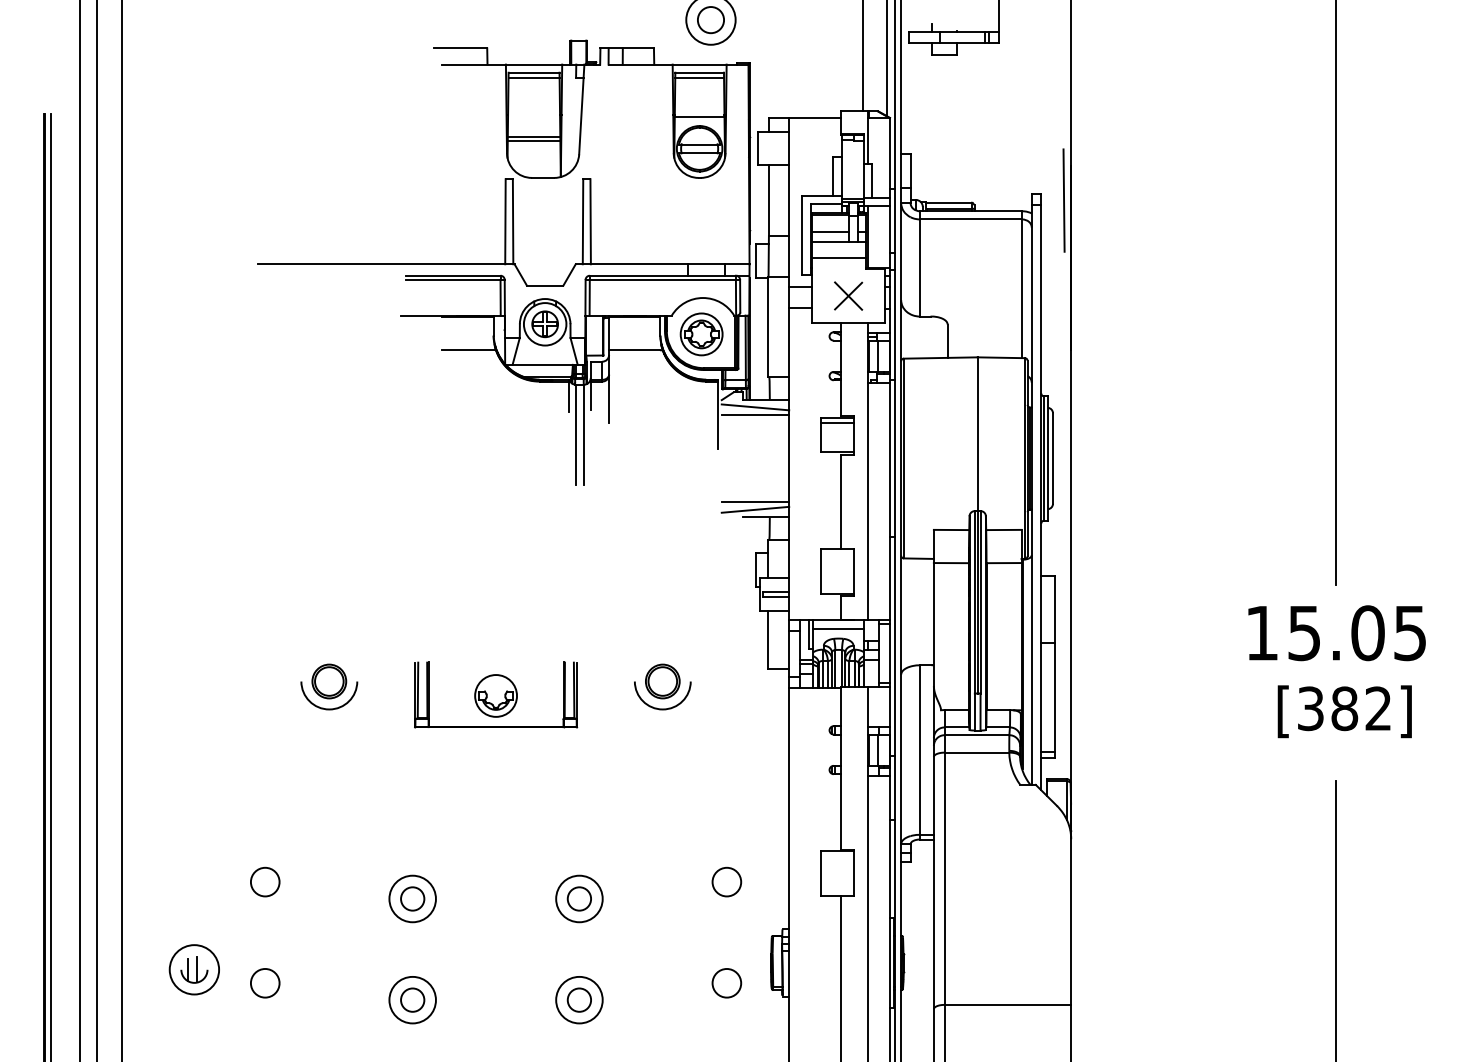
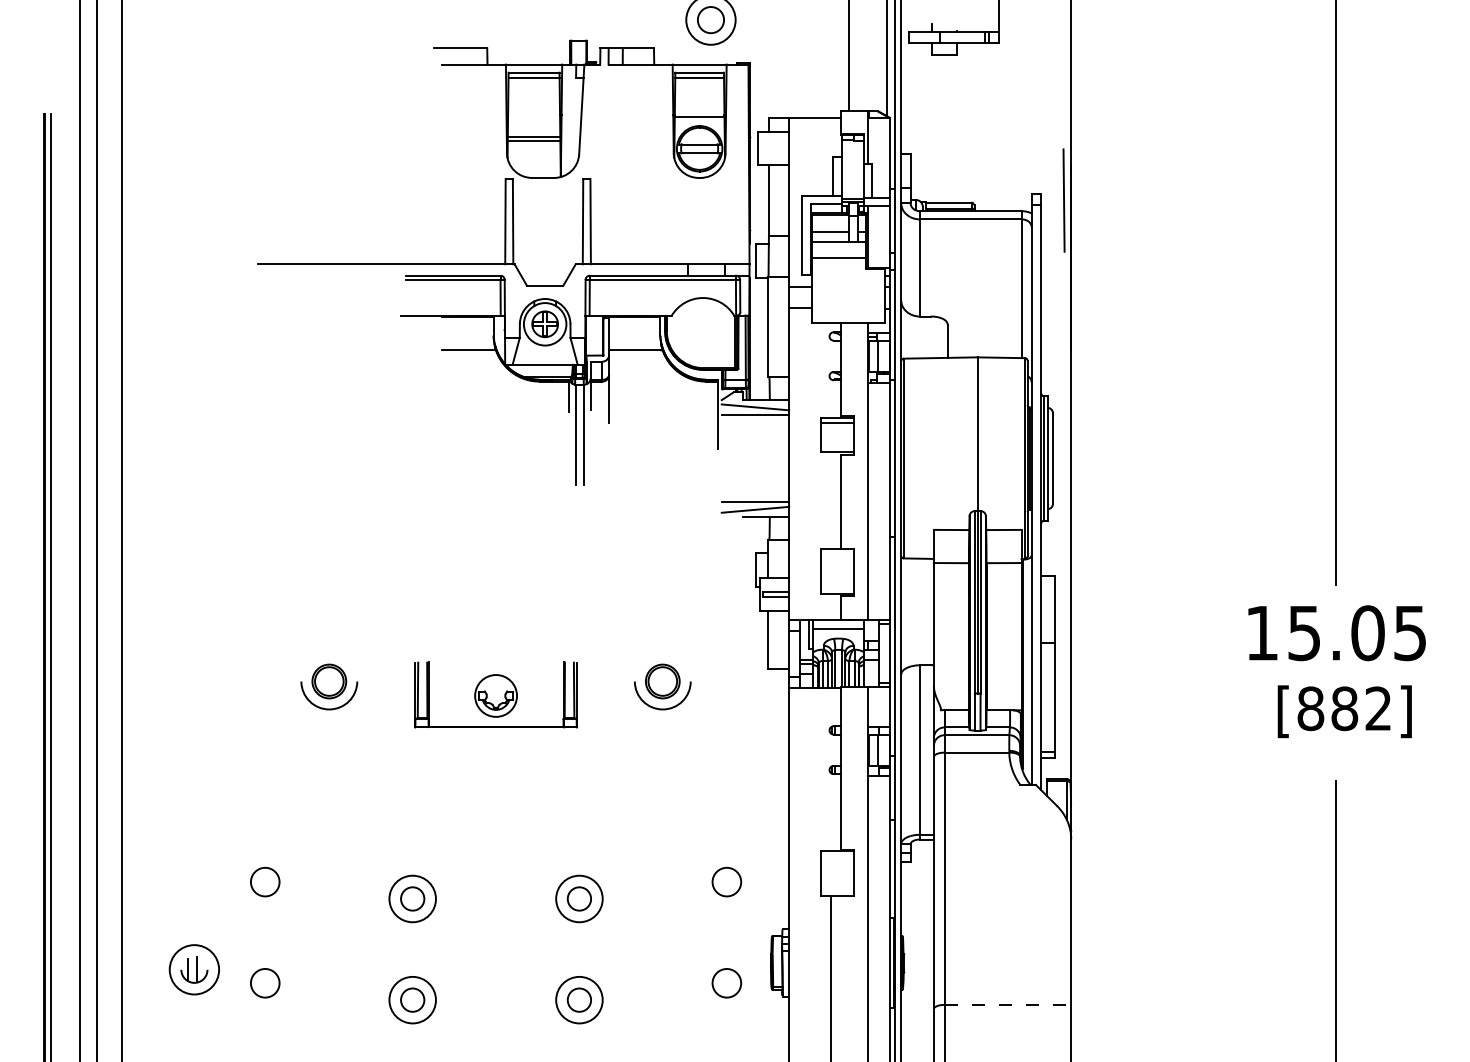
line position: (863, 56) -> (849, 56) (849, 56)
part: present -> none (848, 295)
part: present -> none (701, 334)
text: [382] -> [882] (1310, 708)
line position: (840, 976) -> (830, 976) (830, 976)
line: solid -> dashed (1008, 1004)
